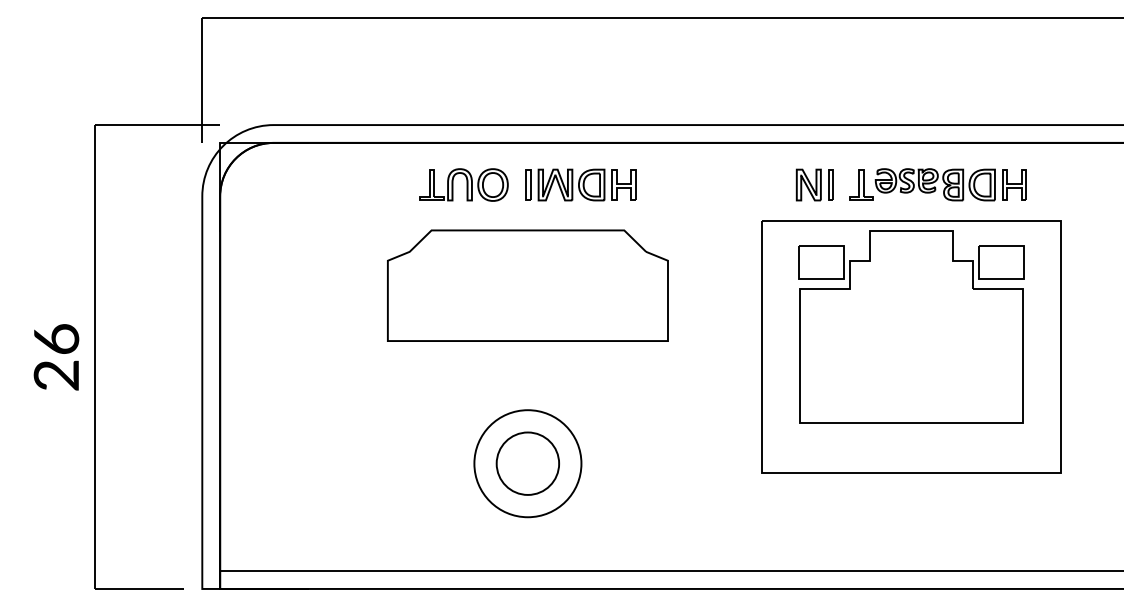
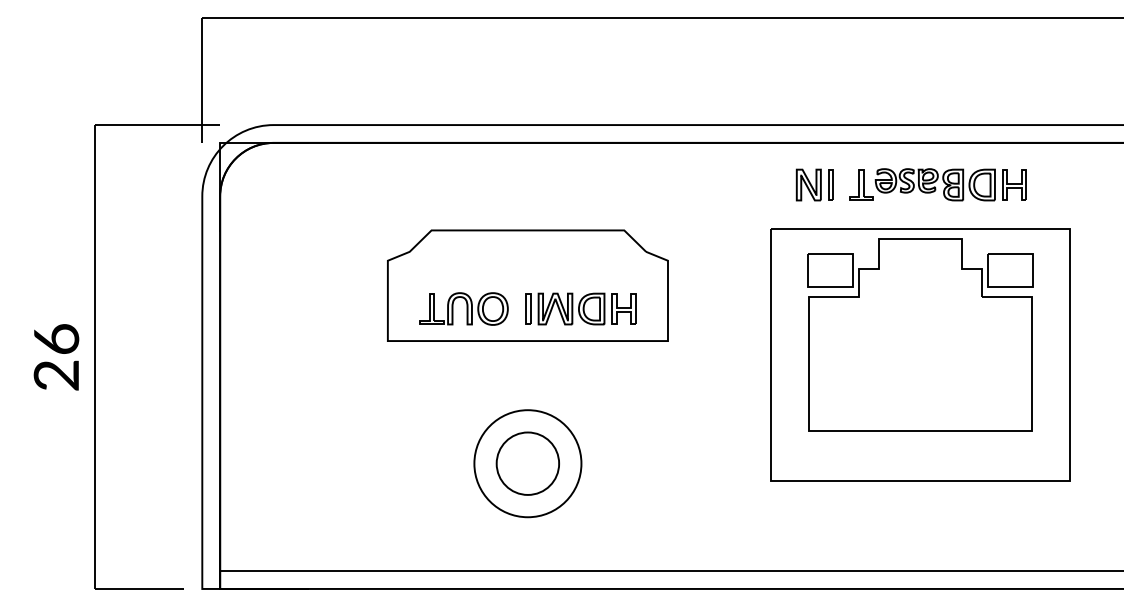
part position: (527, 184) -> (527, 308) (527, 308)
part position: (911, 346) -> (920, 354) (920, 354)
